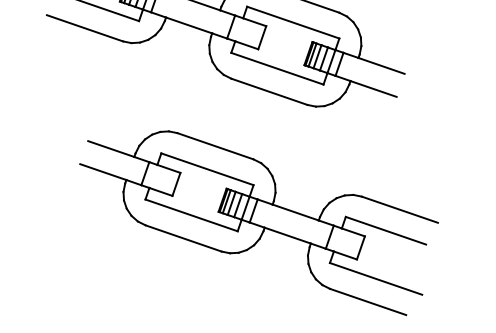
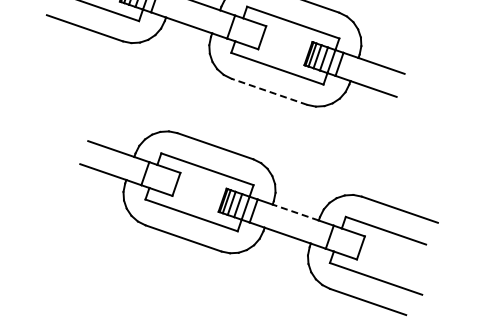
line: solid -> dashed (268, 91)
line: solid -> dashed (295, 212)
